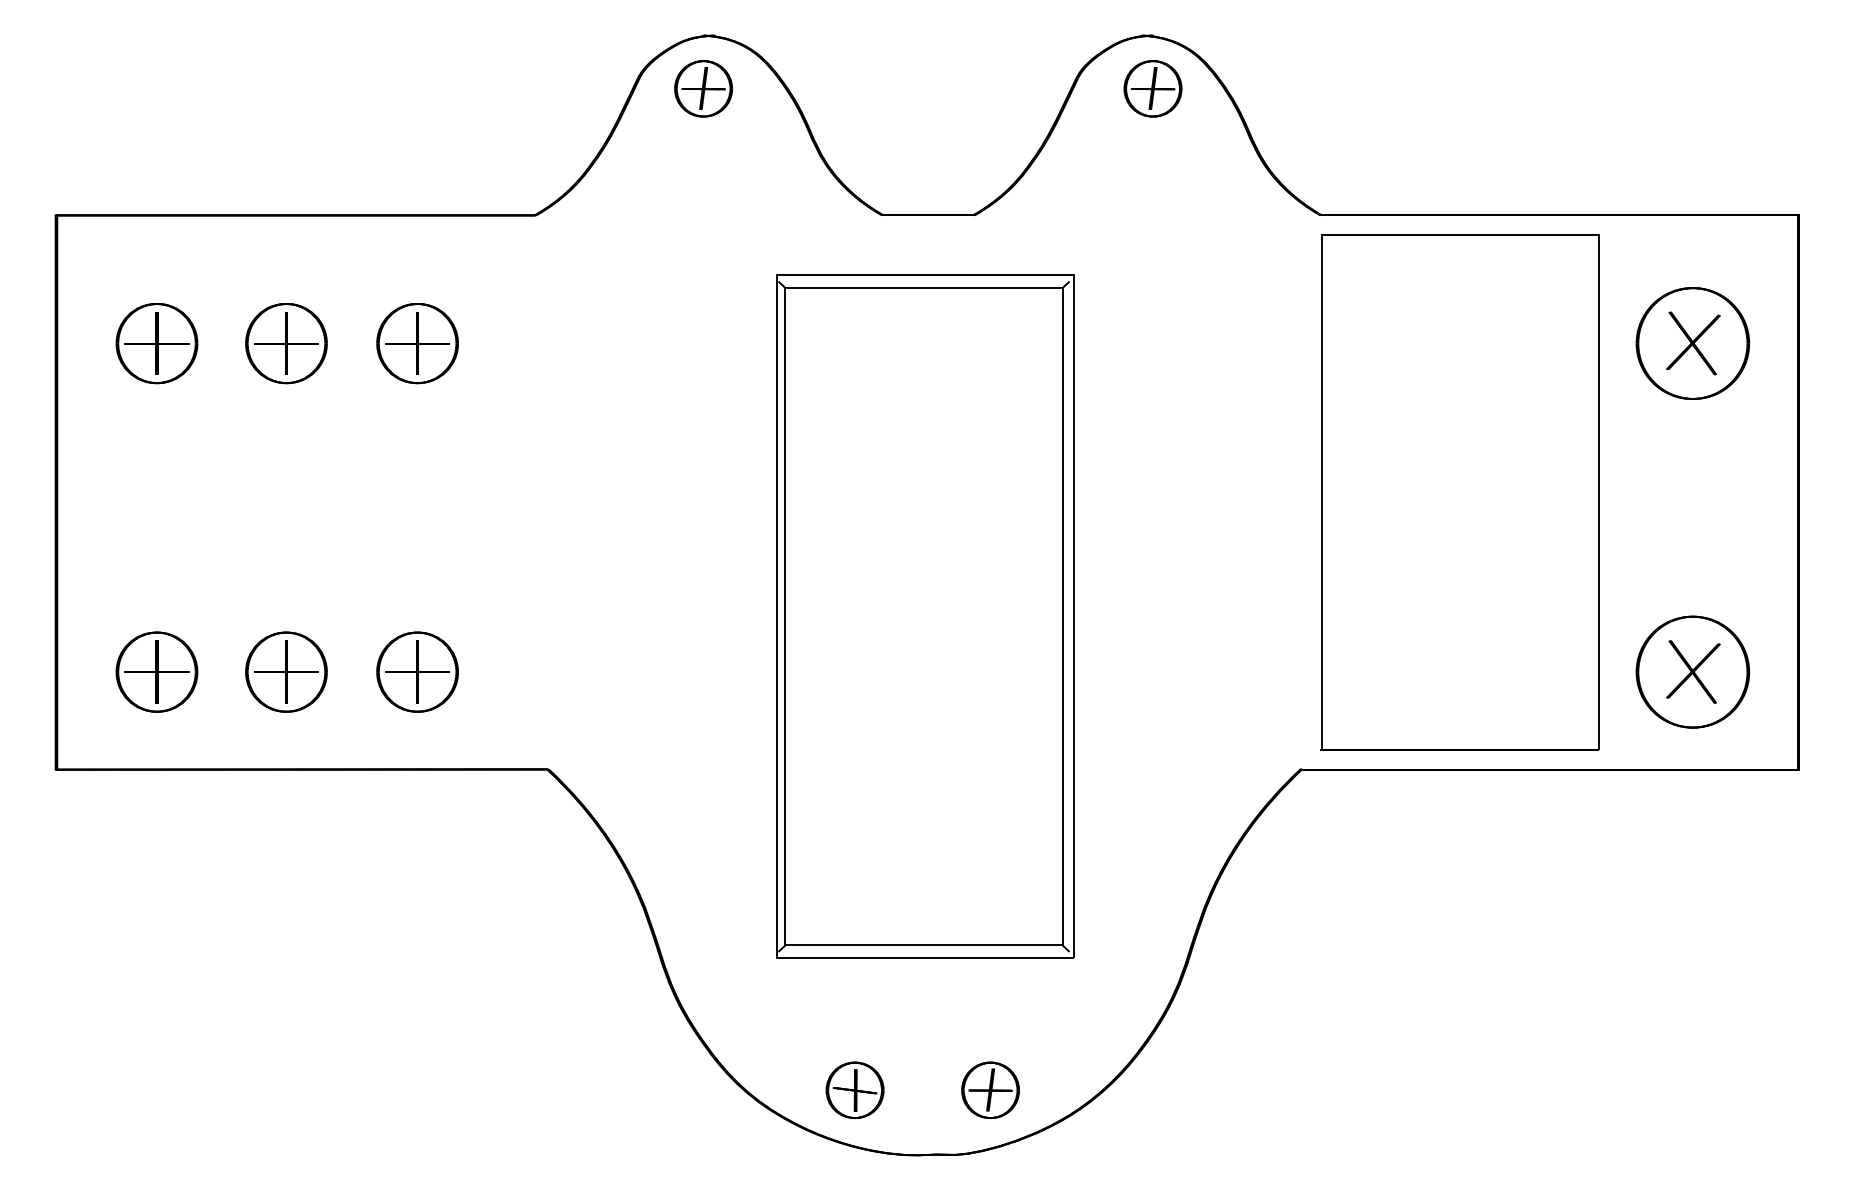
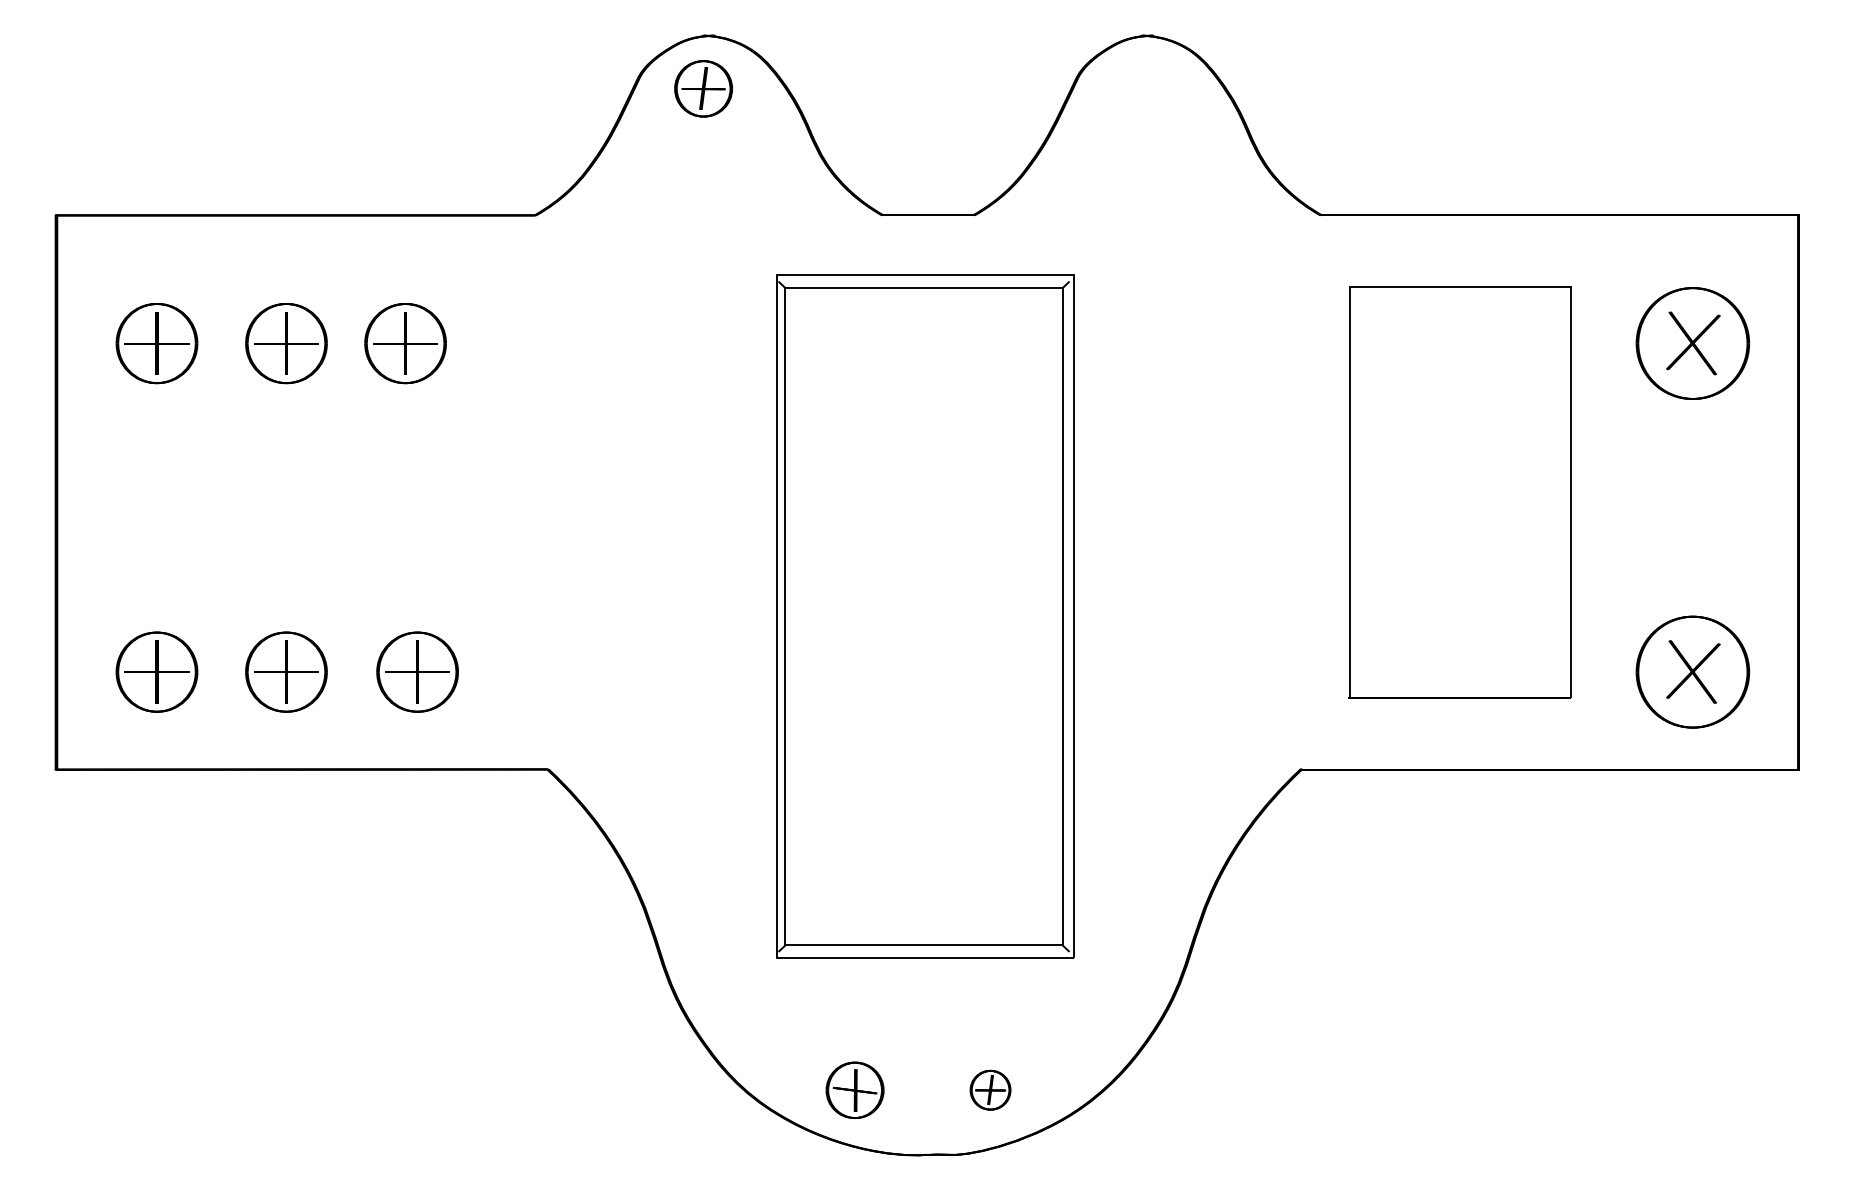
part: present -> none (1152, 88)
part position: (417, 343) -> (405, 343) (405, 343)
part size: 280x517 px -> 224x413 px (1459, 492)
part size: 59x58 px -> 43x42 px (990, 1089)
